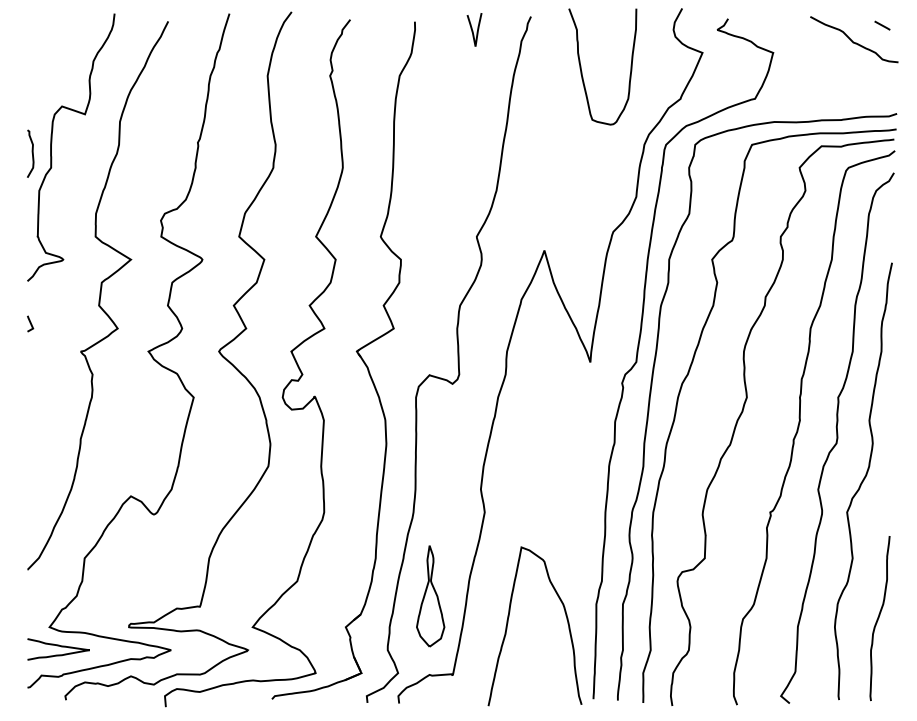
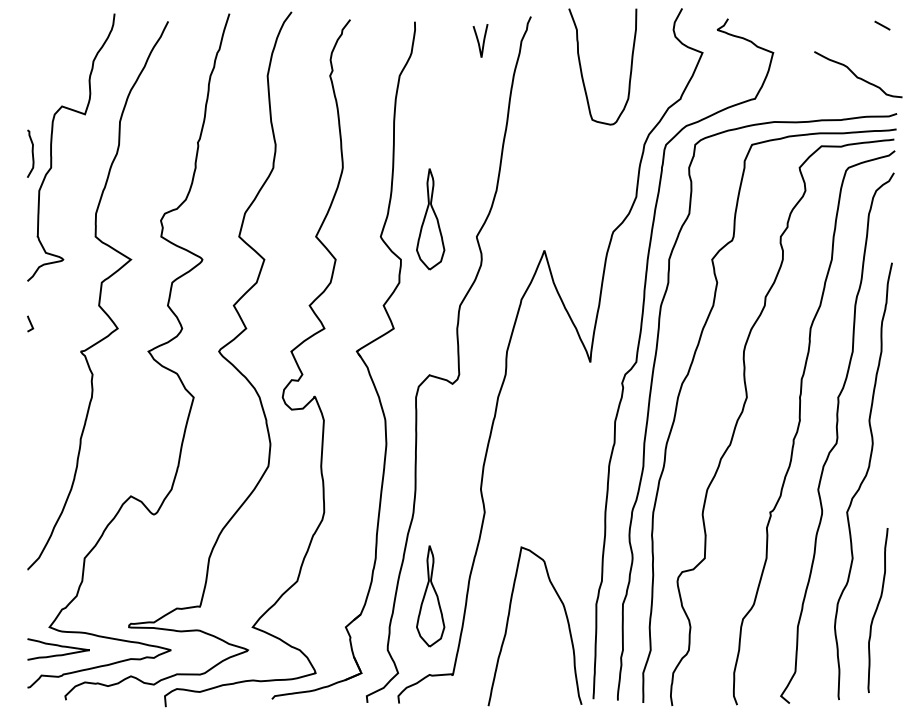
curve position: (473, 30) -> (479, 41) (479, 41)
curve position: (852, 40) -> (856, 75) (856, 75)
part: none -> present (430, 219)
curve position: (879, 618) -> (877, 610) (877, 610)
